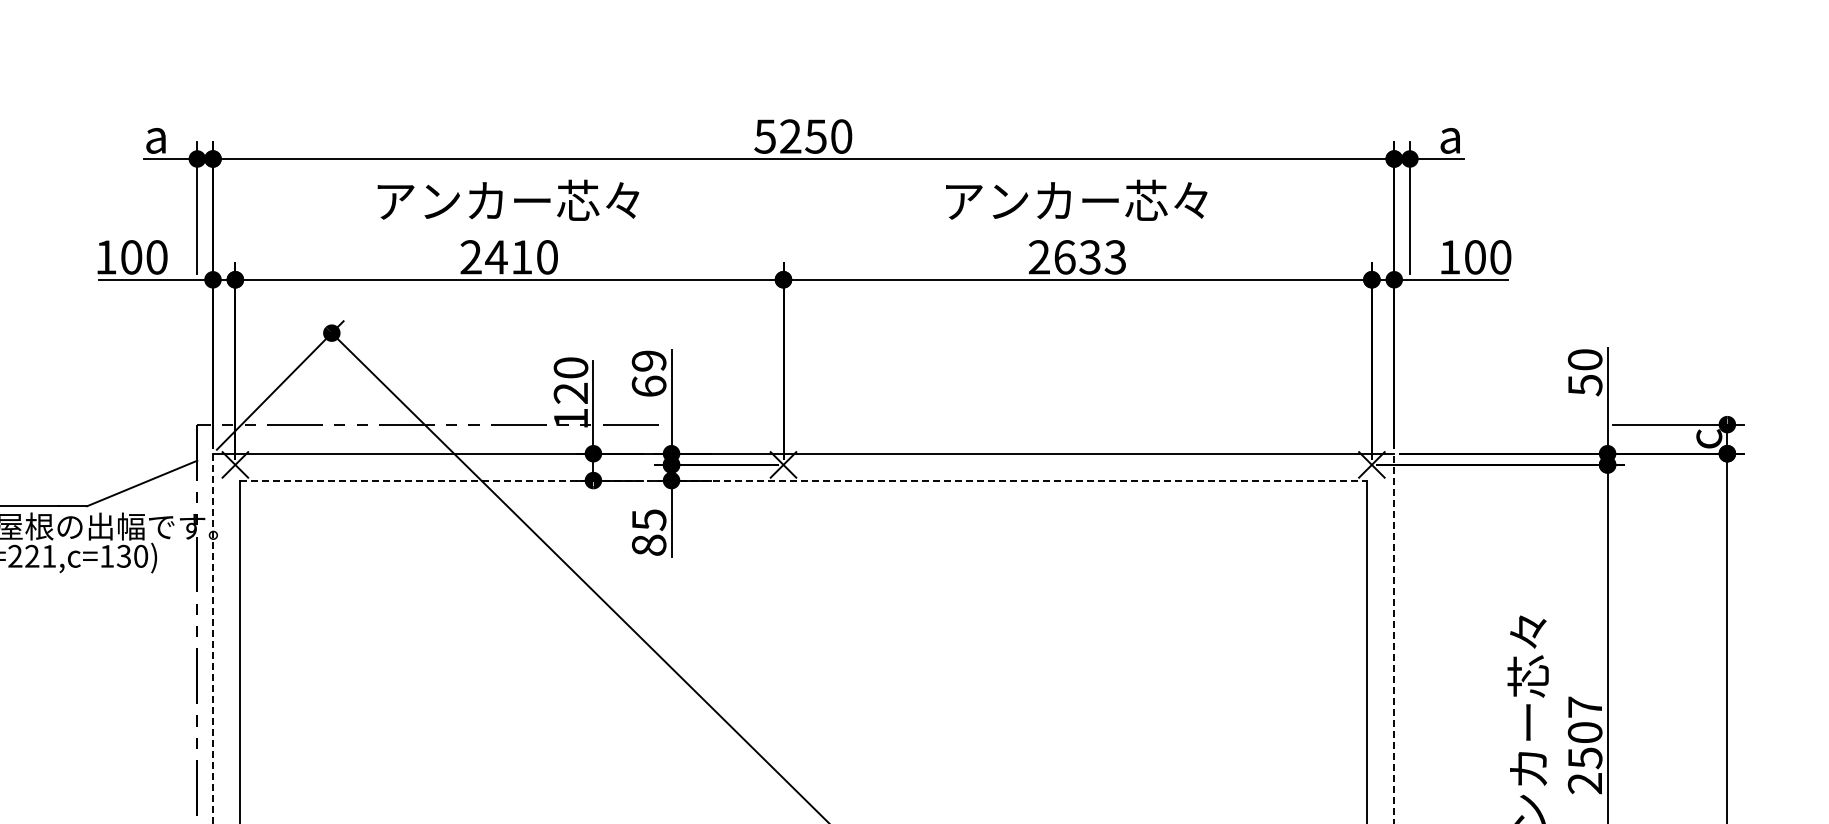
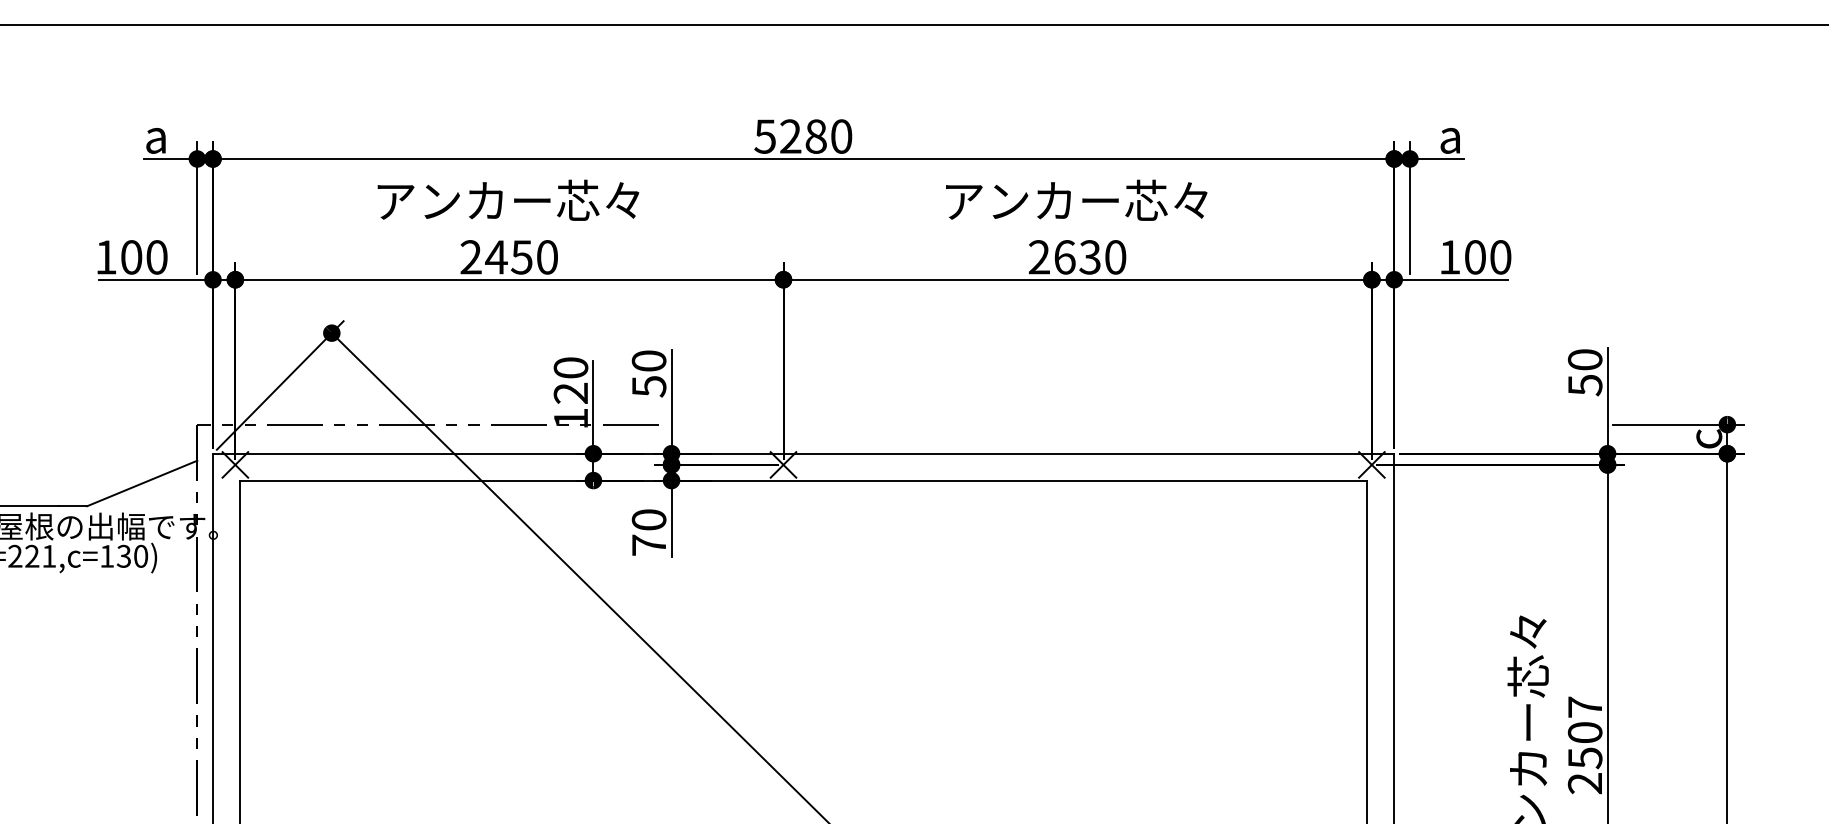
line: none -> present (913, 24)
text: 5250 -> 5280 (815, 136)
text: 2410 -> 2450 (521, 257)
text: 2633 -> 2630 (1115, 257)
text: 69 -> 50 (648, 373)
line: dashed -> solid (803, 480)
text: 85 -> 70 (648, 532)
line: dashed -> solid (213, 638)
line: dashed -> solid (1394, 638)
